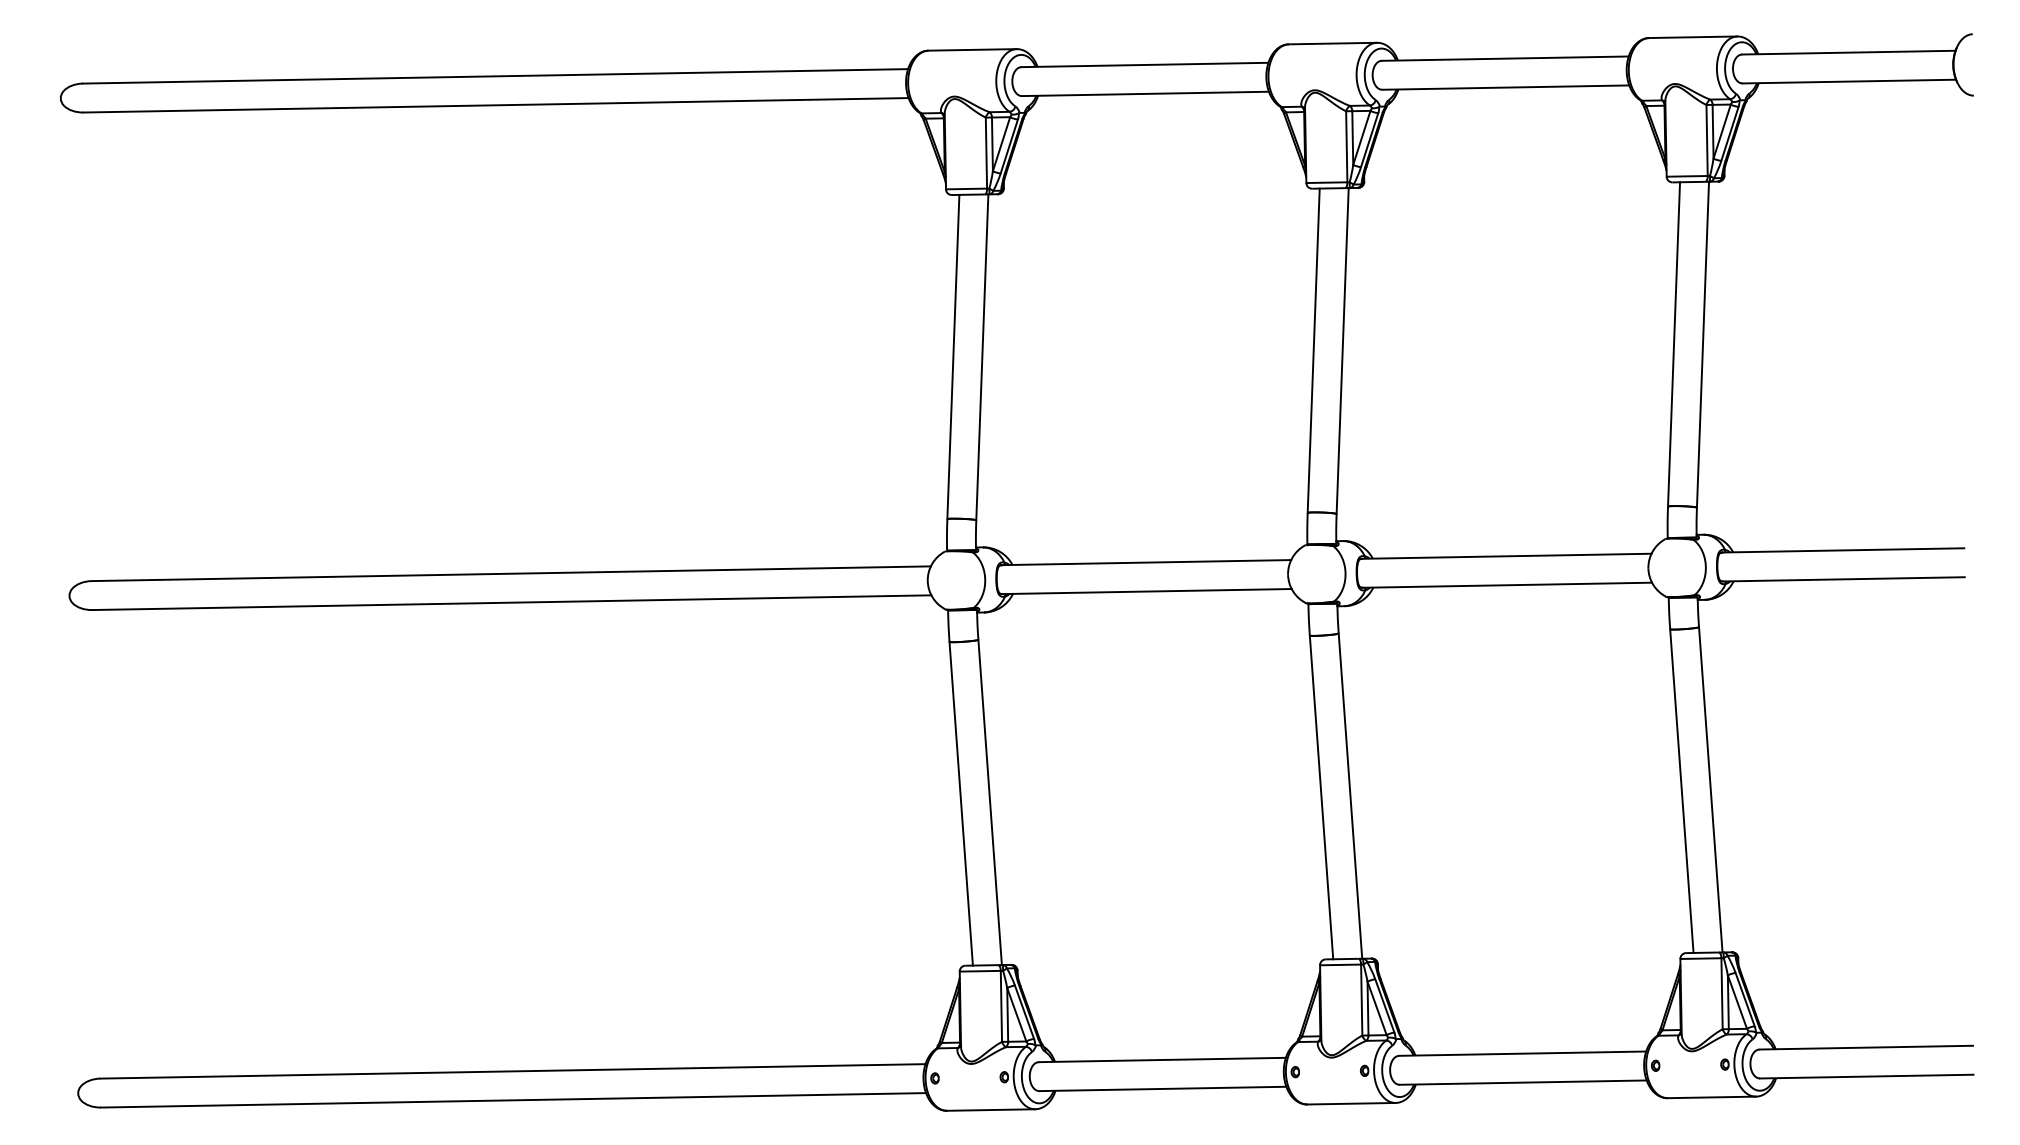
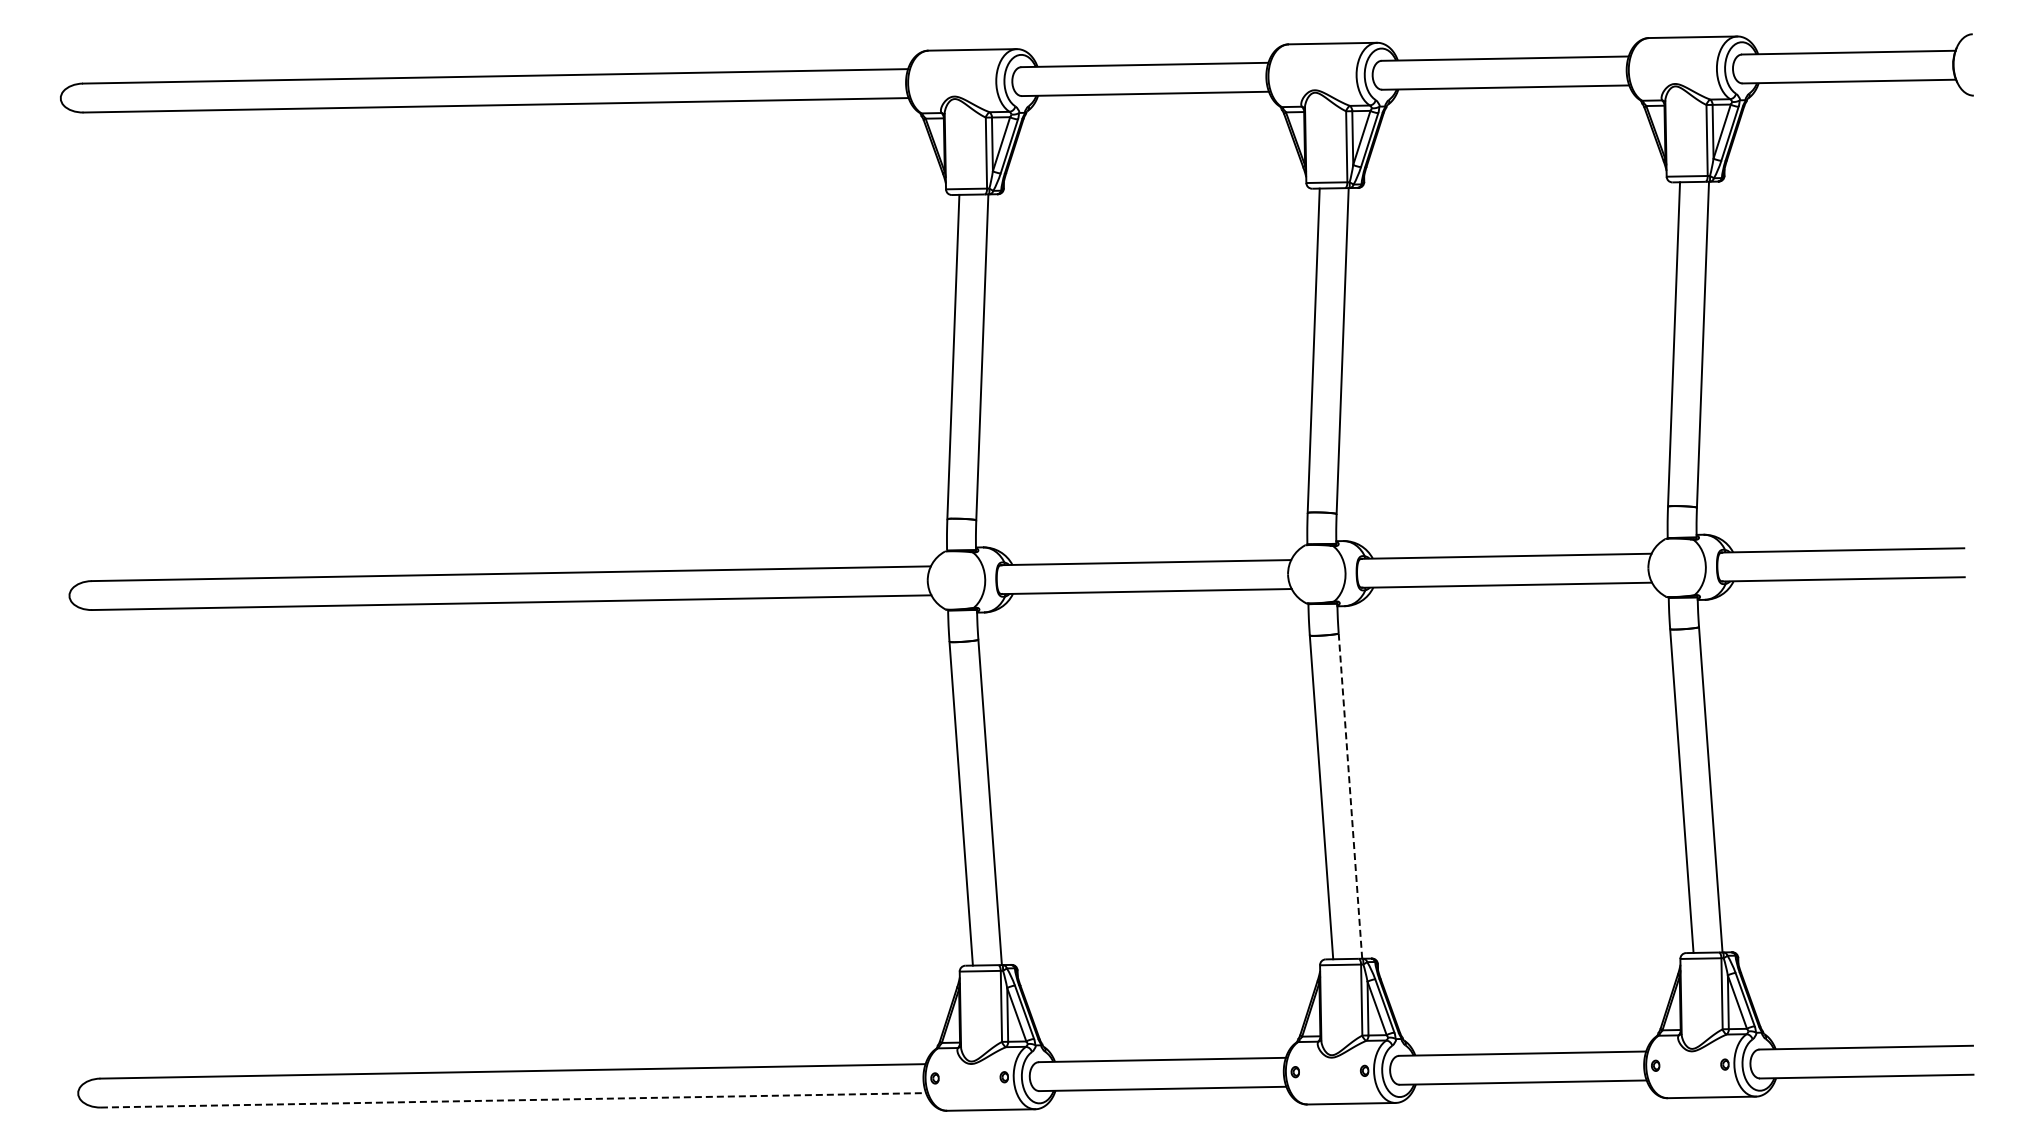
line: solid -> dashed (1350, 795)
line: solid -> dashed (513, 1100)
